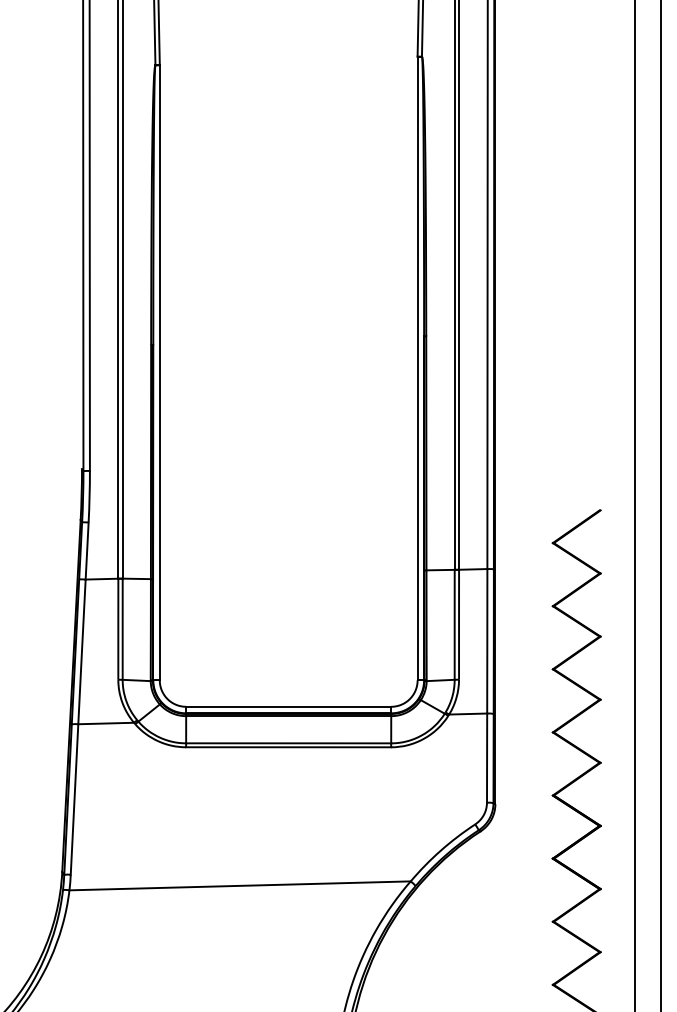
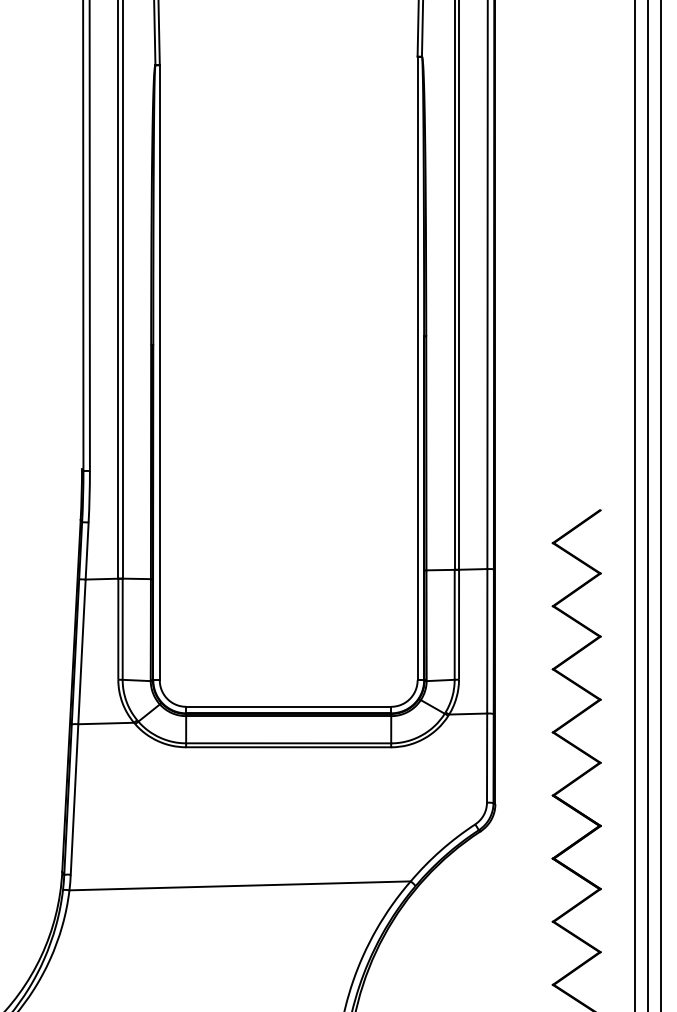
line: none -> present (648, 505)
